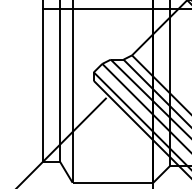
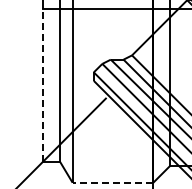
line: solid -> dashed (42, 84)
line: solid -> dashed (112, 182)
